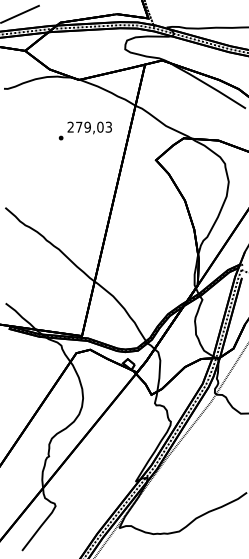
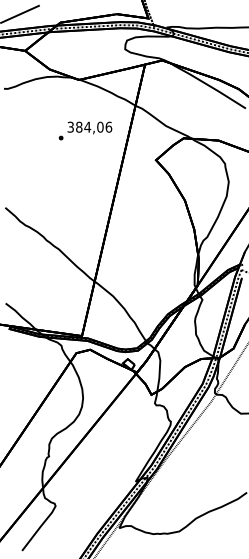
text: 279,03 -> 384,06 (89, 126)
